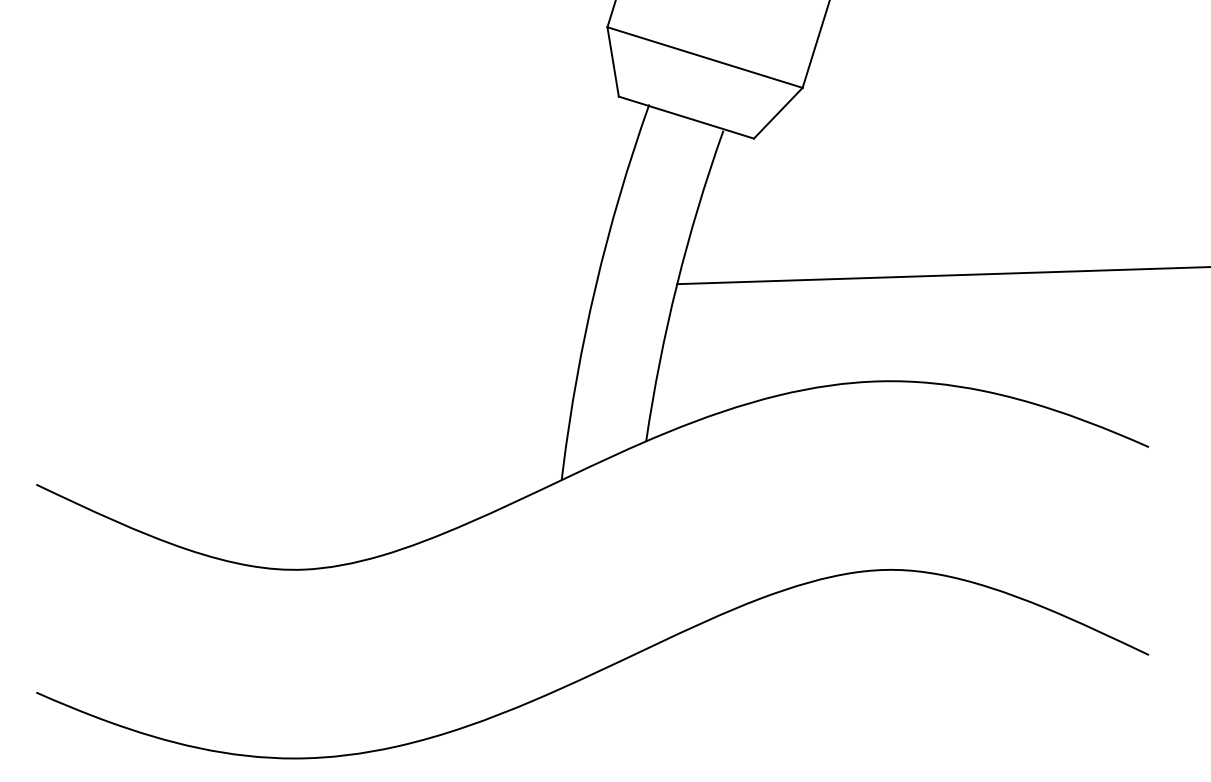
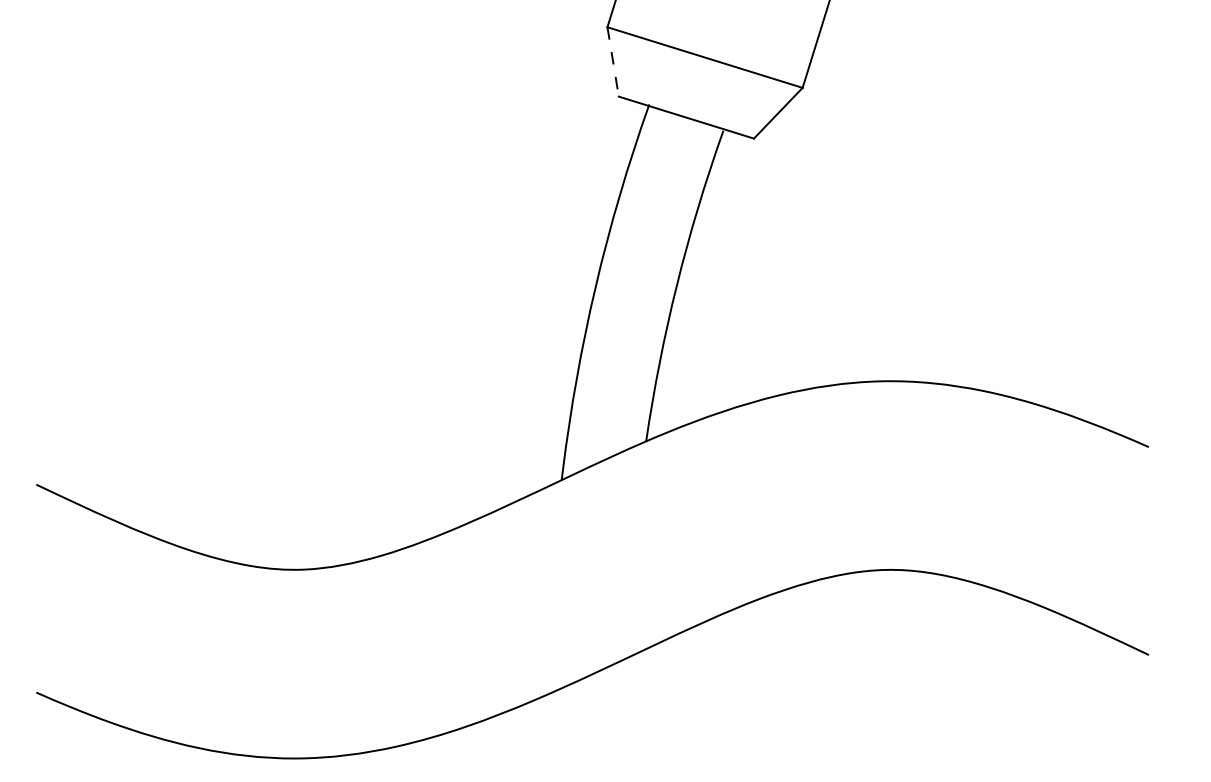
line: solid -> dashed (613, 62)
line: present -> none (942, 275)
